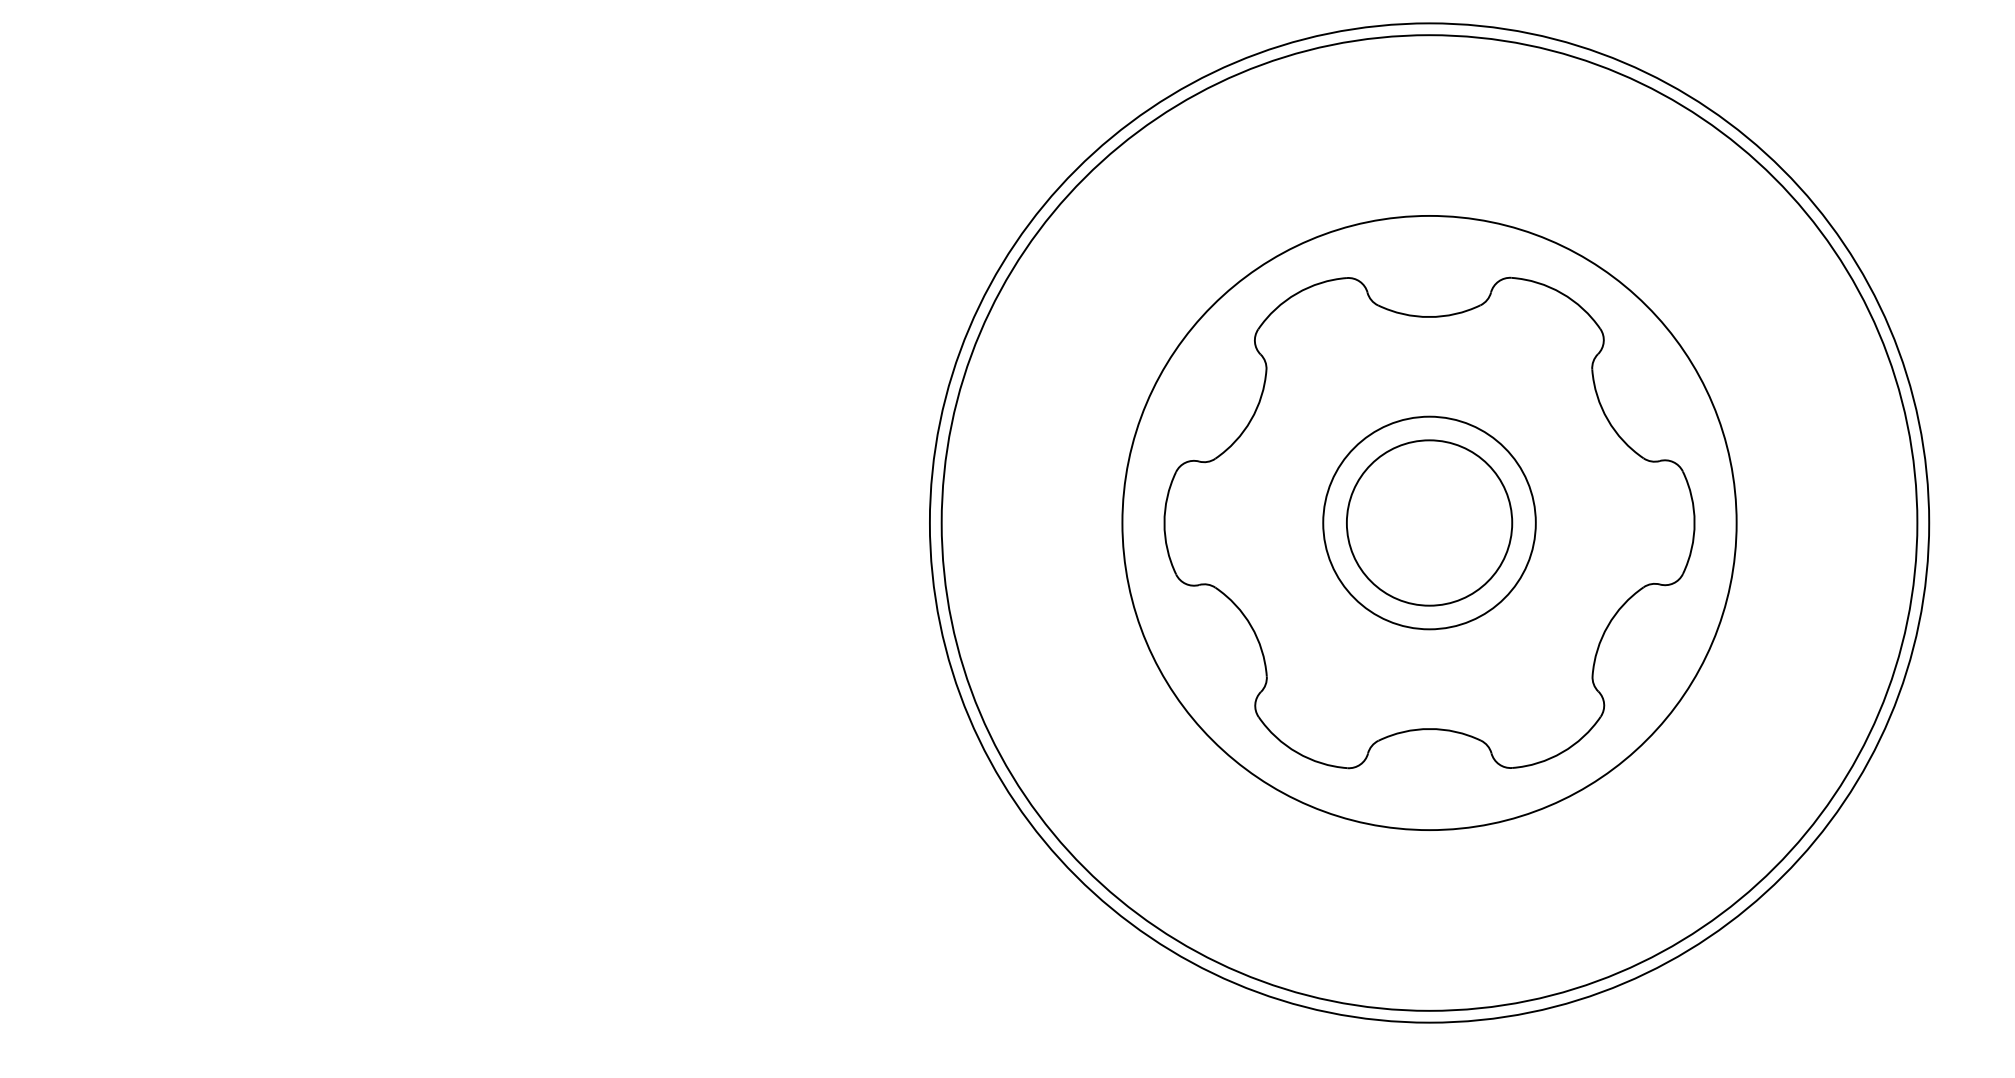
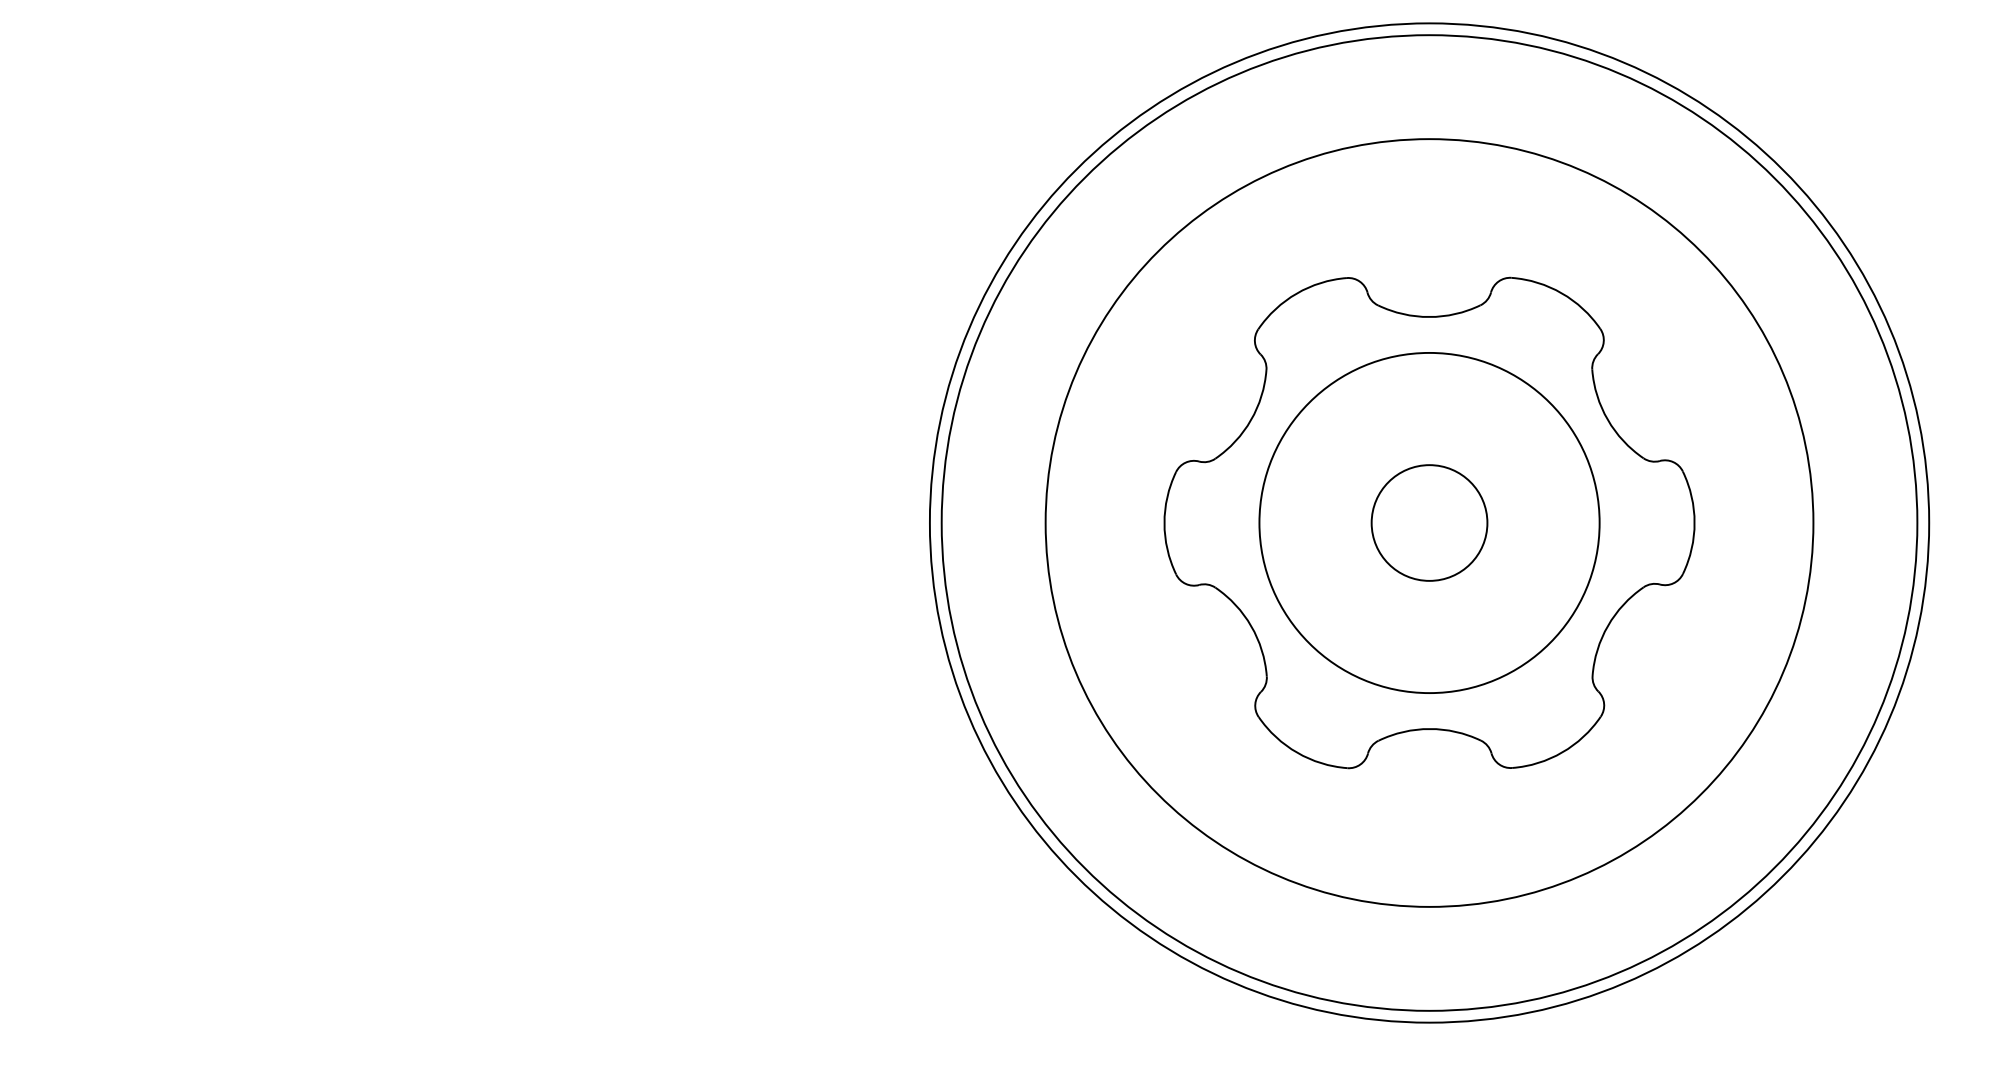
circle diameter: 165 px -> 116 px (1429, 522)
circle diameter: 213 px -> 340 px (1429, 522)
circle diameter: 614 px -> 768 px (1429, 522)
